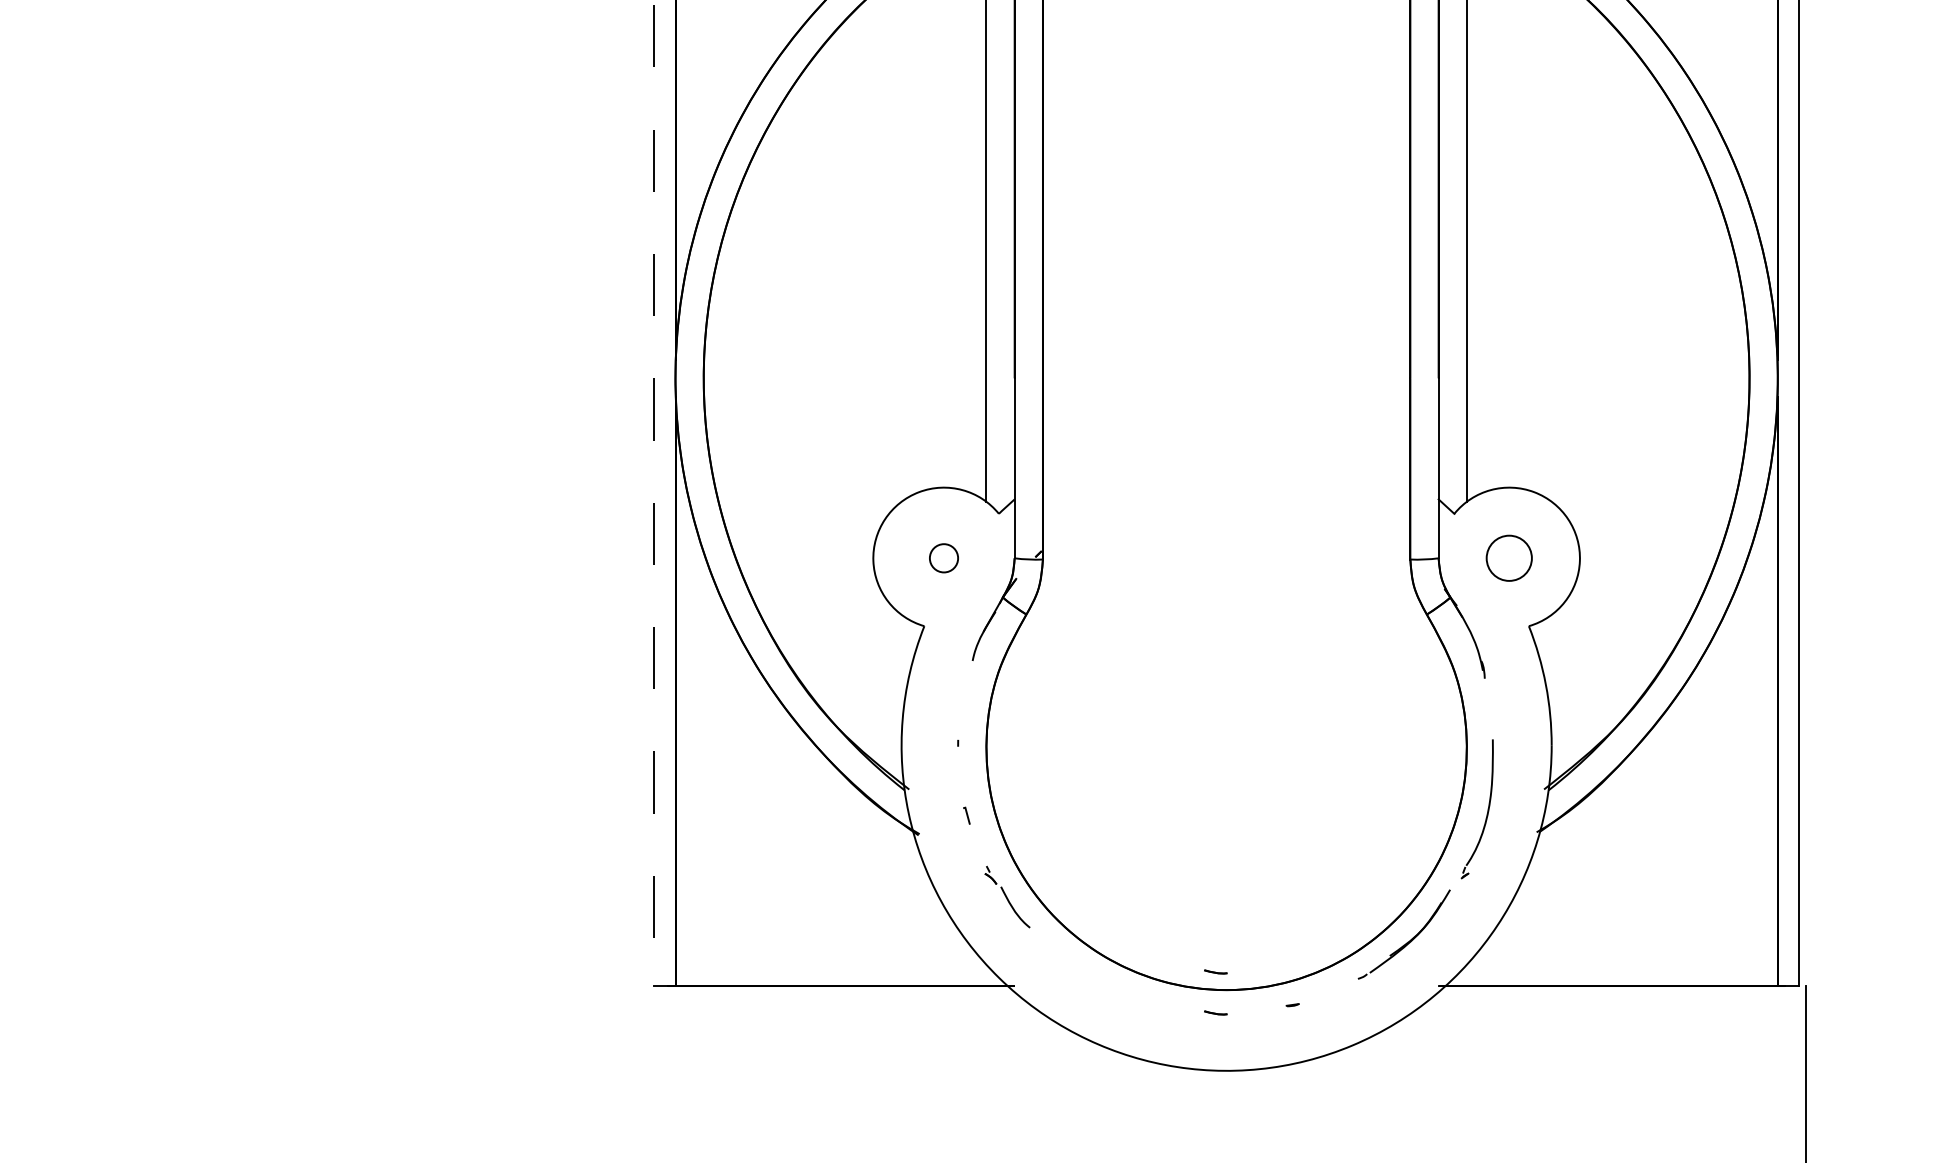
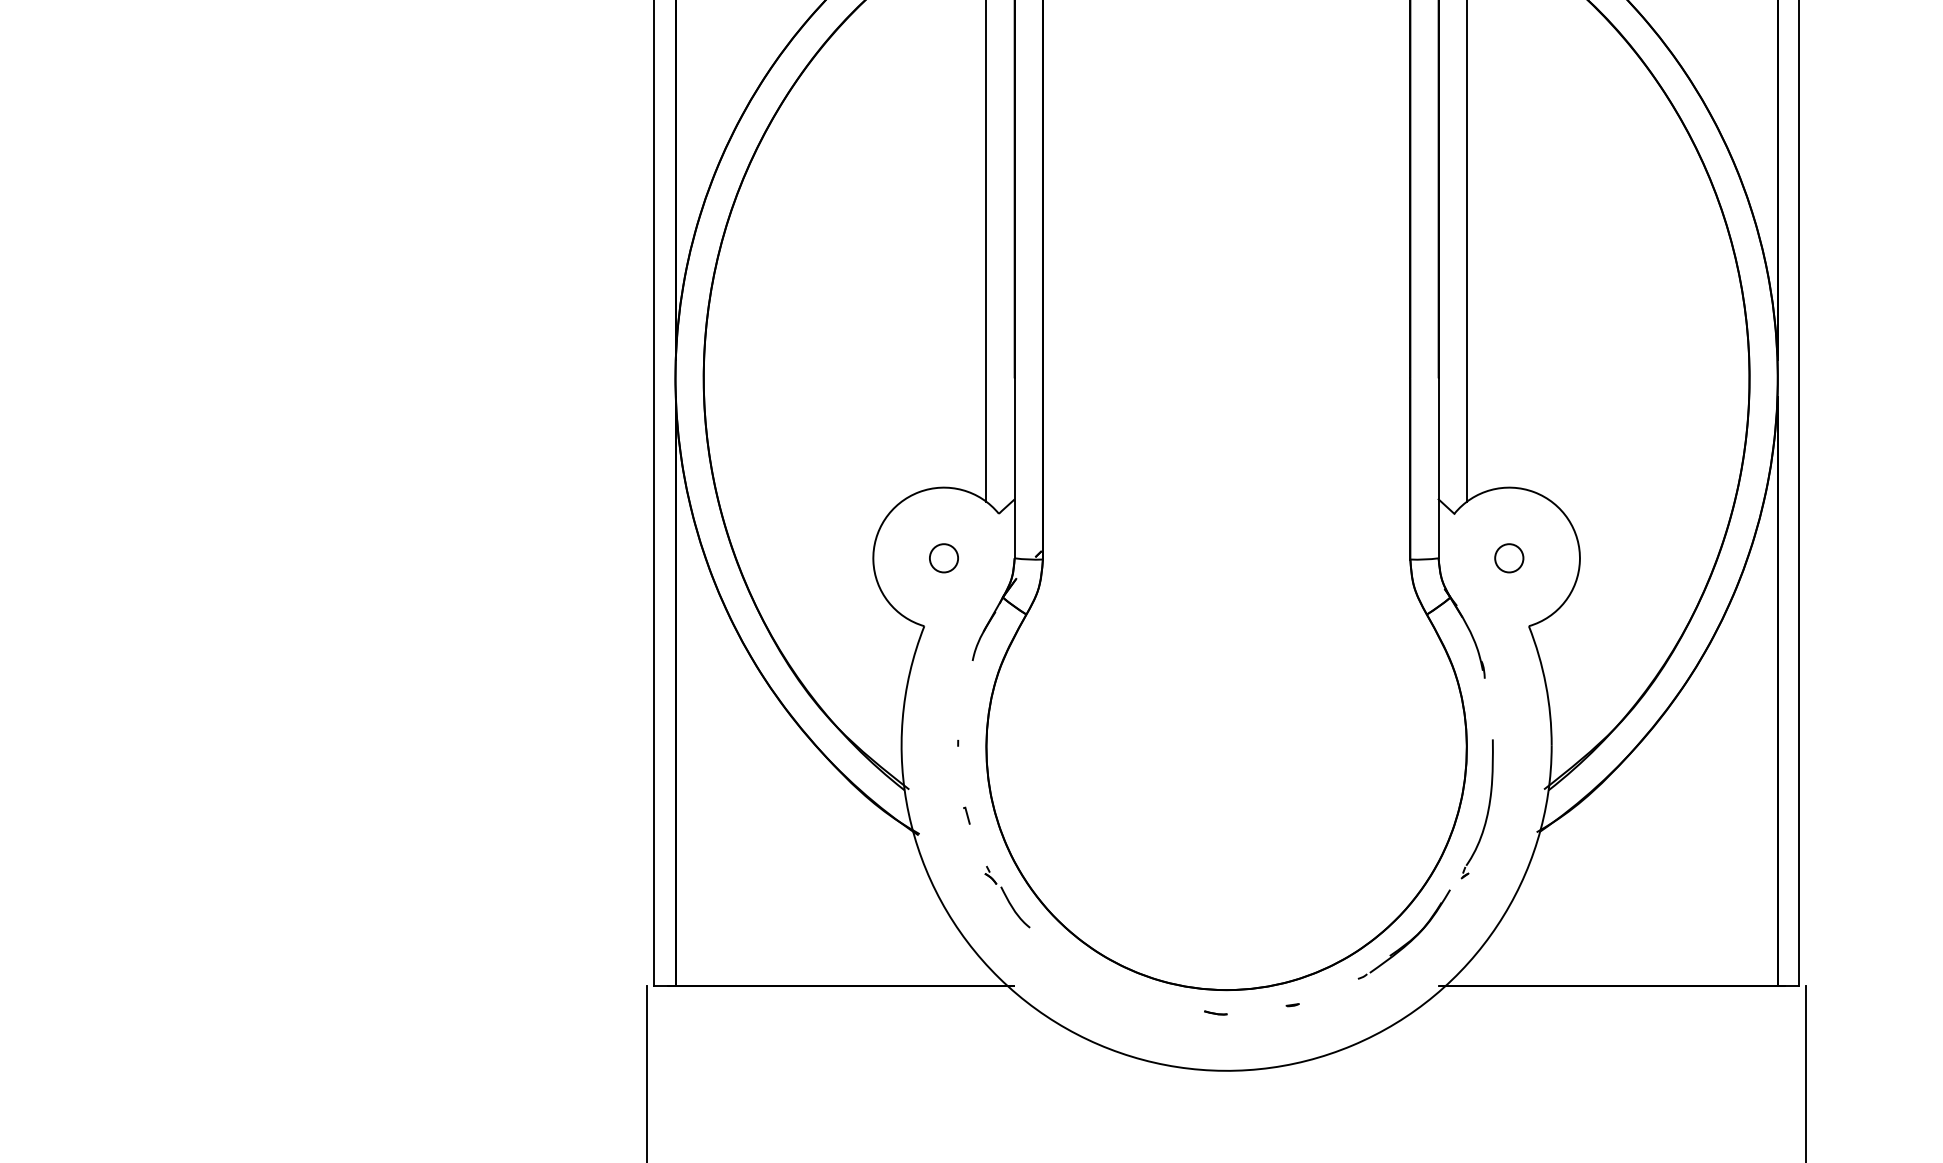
line: dashed -> solid (654, 493)
circle diameter: 45 px -> 28 px (1509, 558)
line: present -> none (1215, 971)
line: none -> present (647, 1072)
